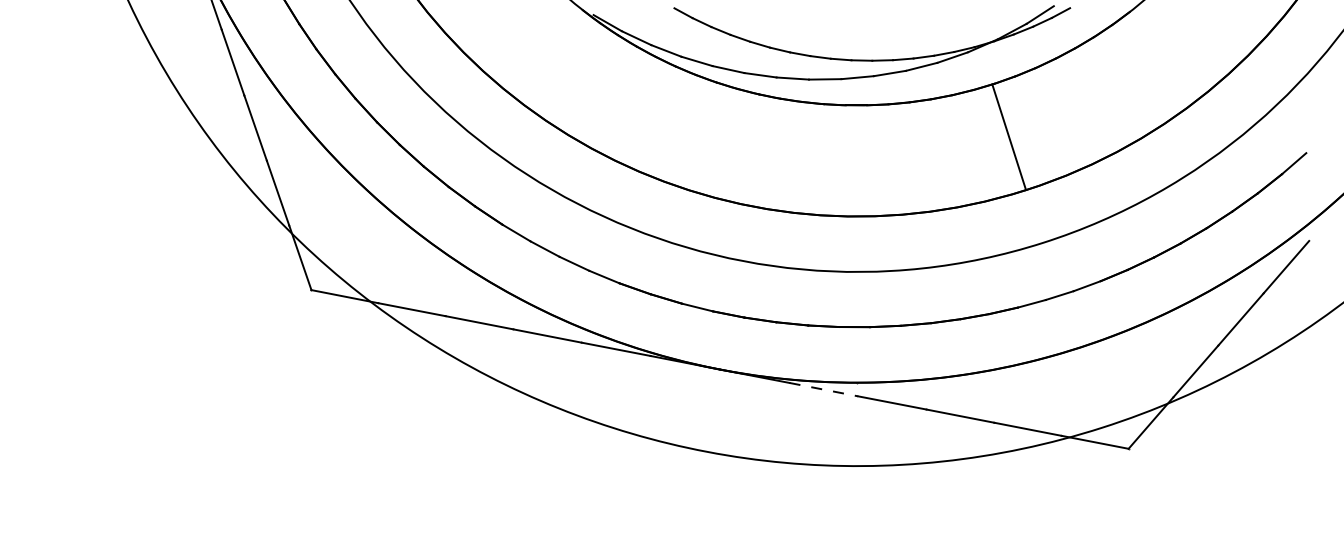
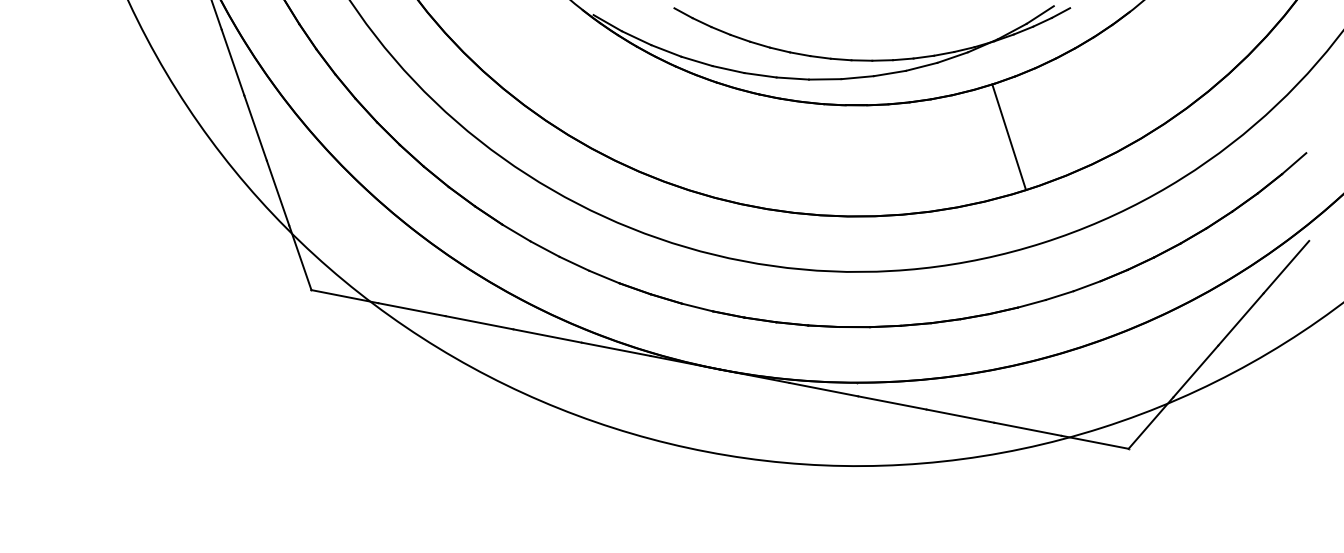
line: dashed -> solid (824, 389)
